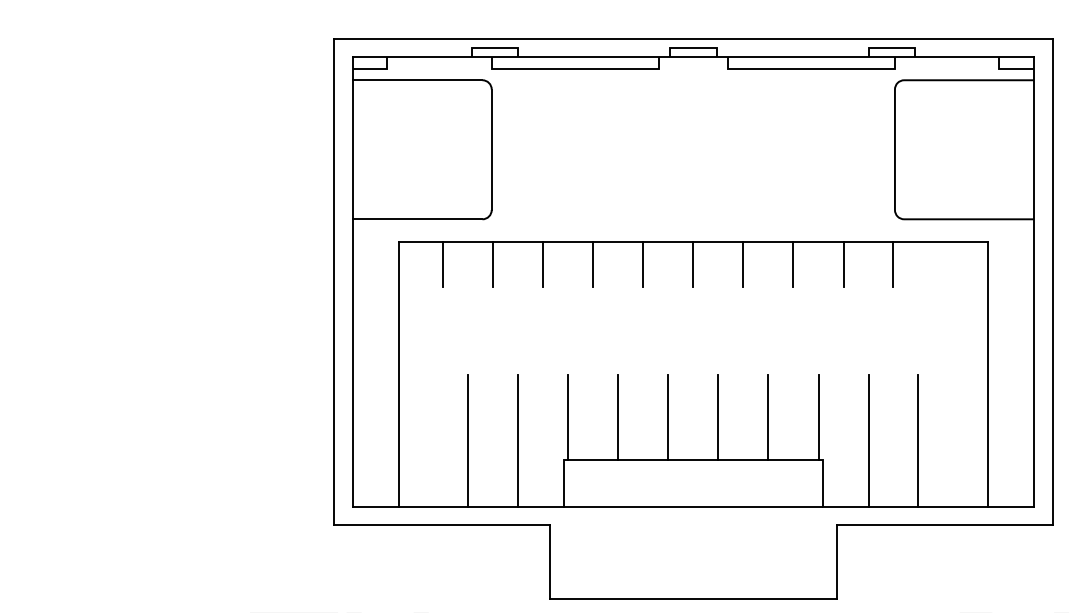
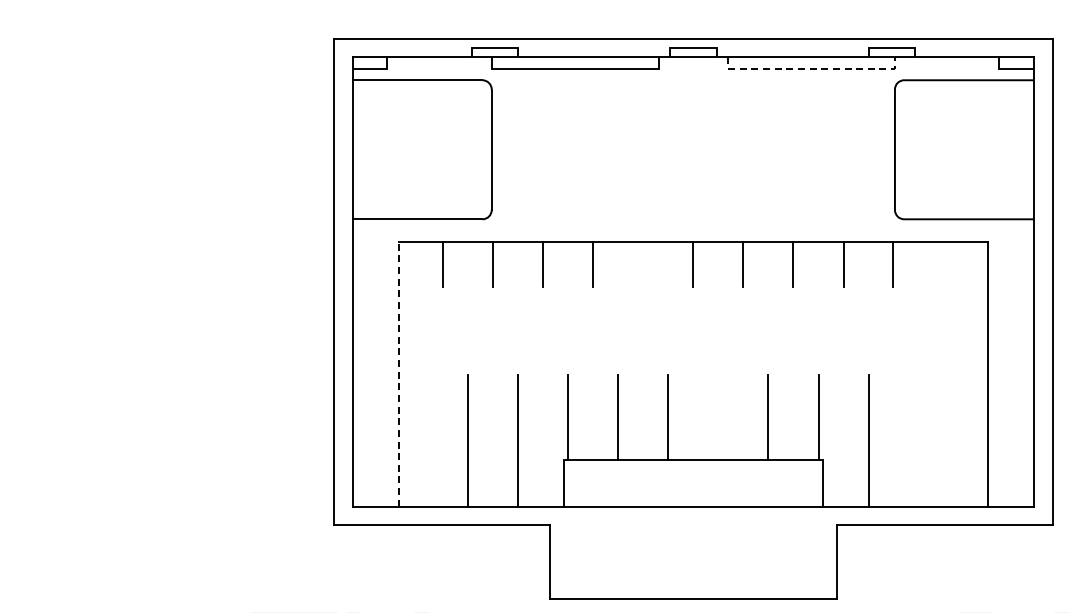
line: solid -> dashed (812, 68)
line: present -> none (643, 264)
line: solid -> dashed (399, 374)
line: present -> none (718, 417)
line: present -> none (917, 440)
